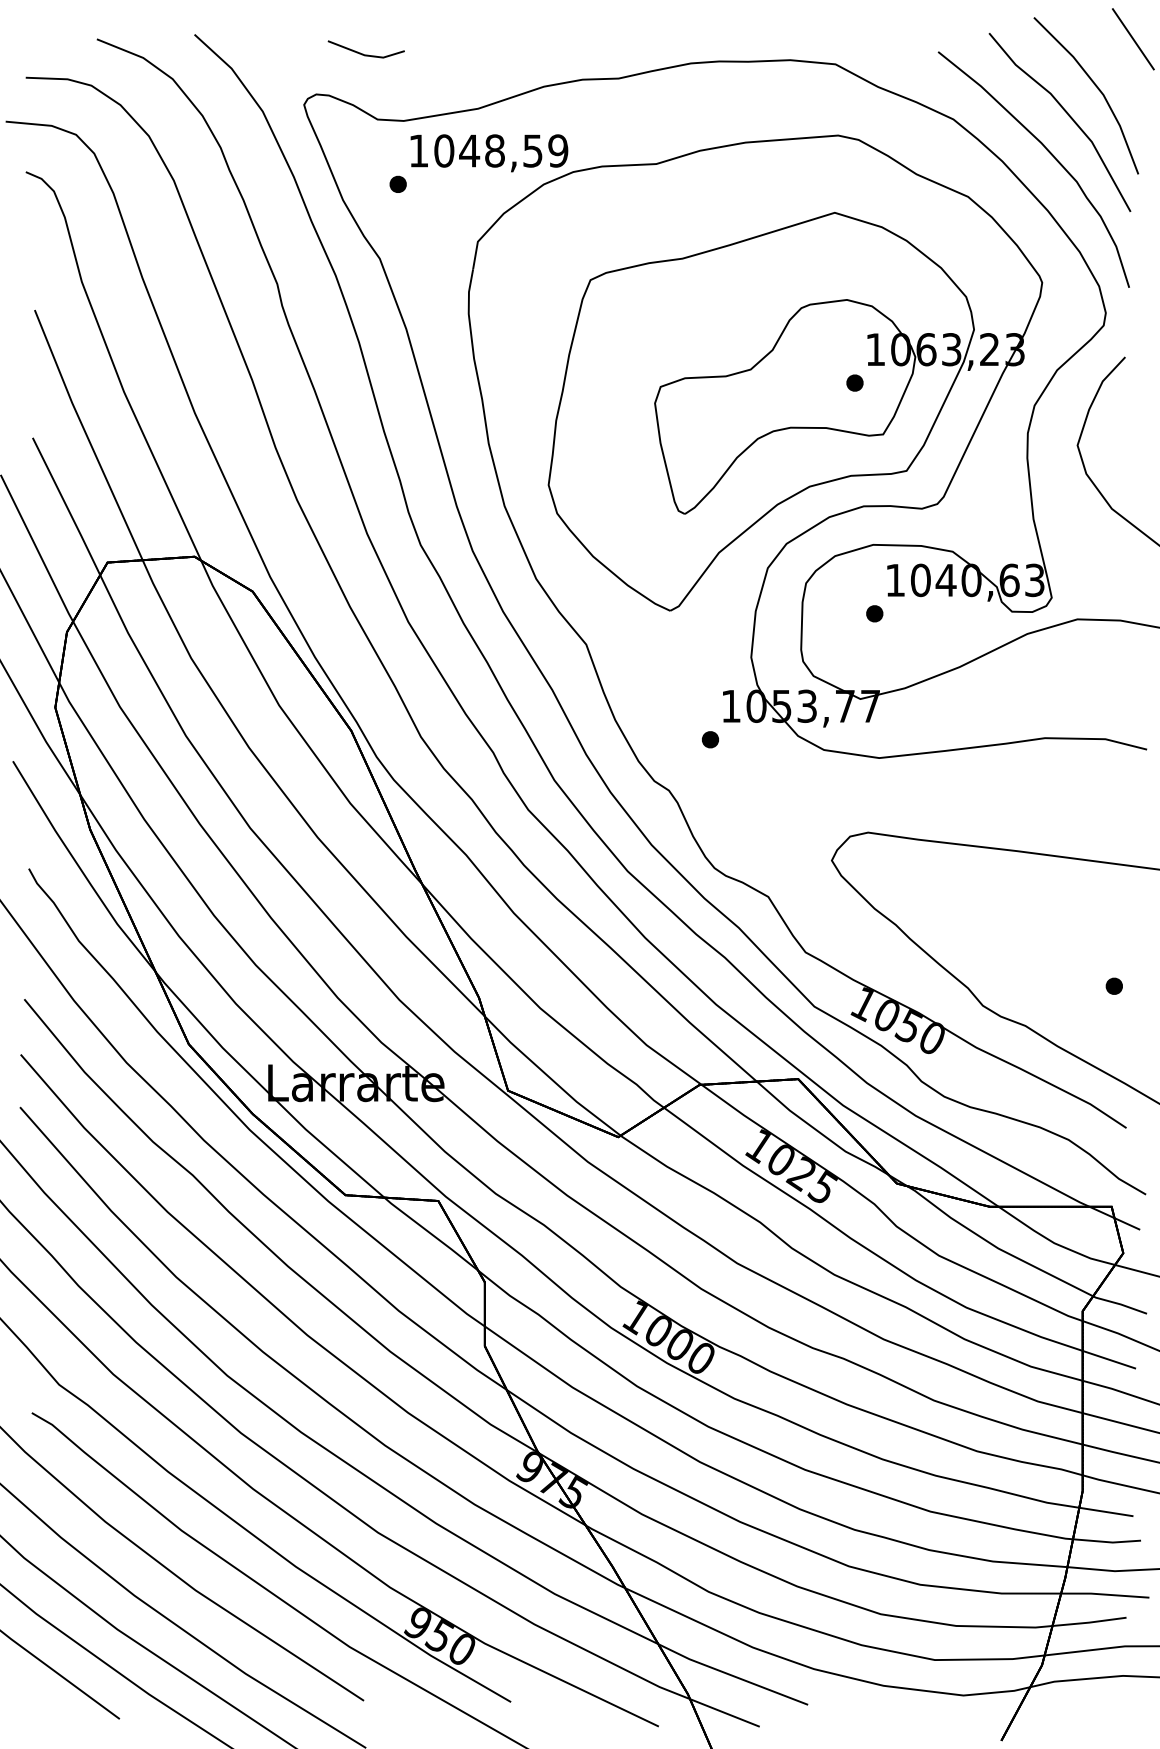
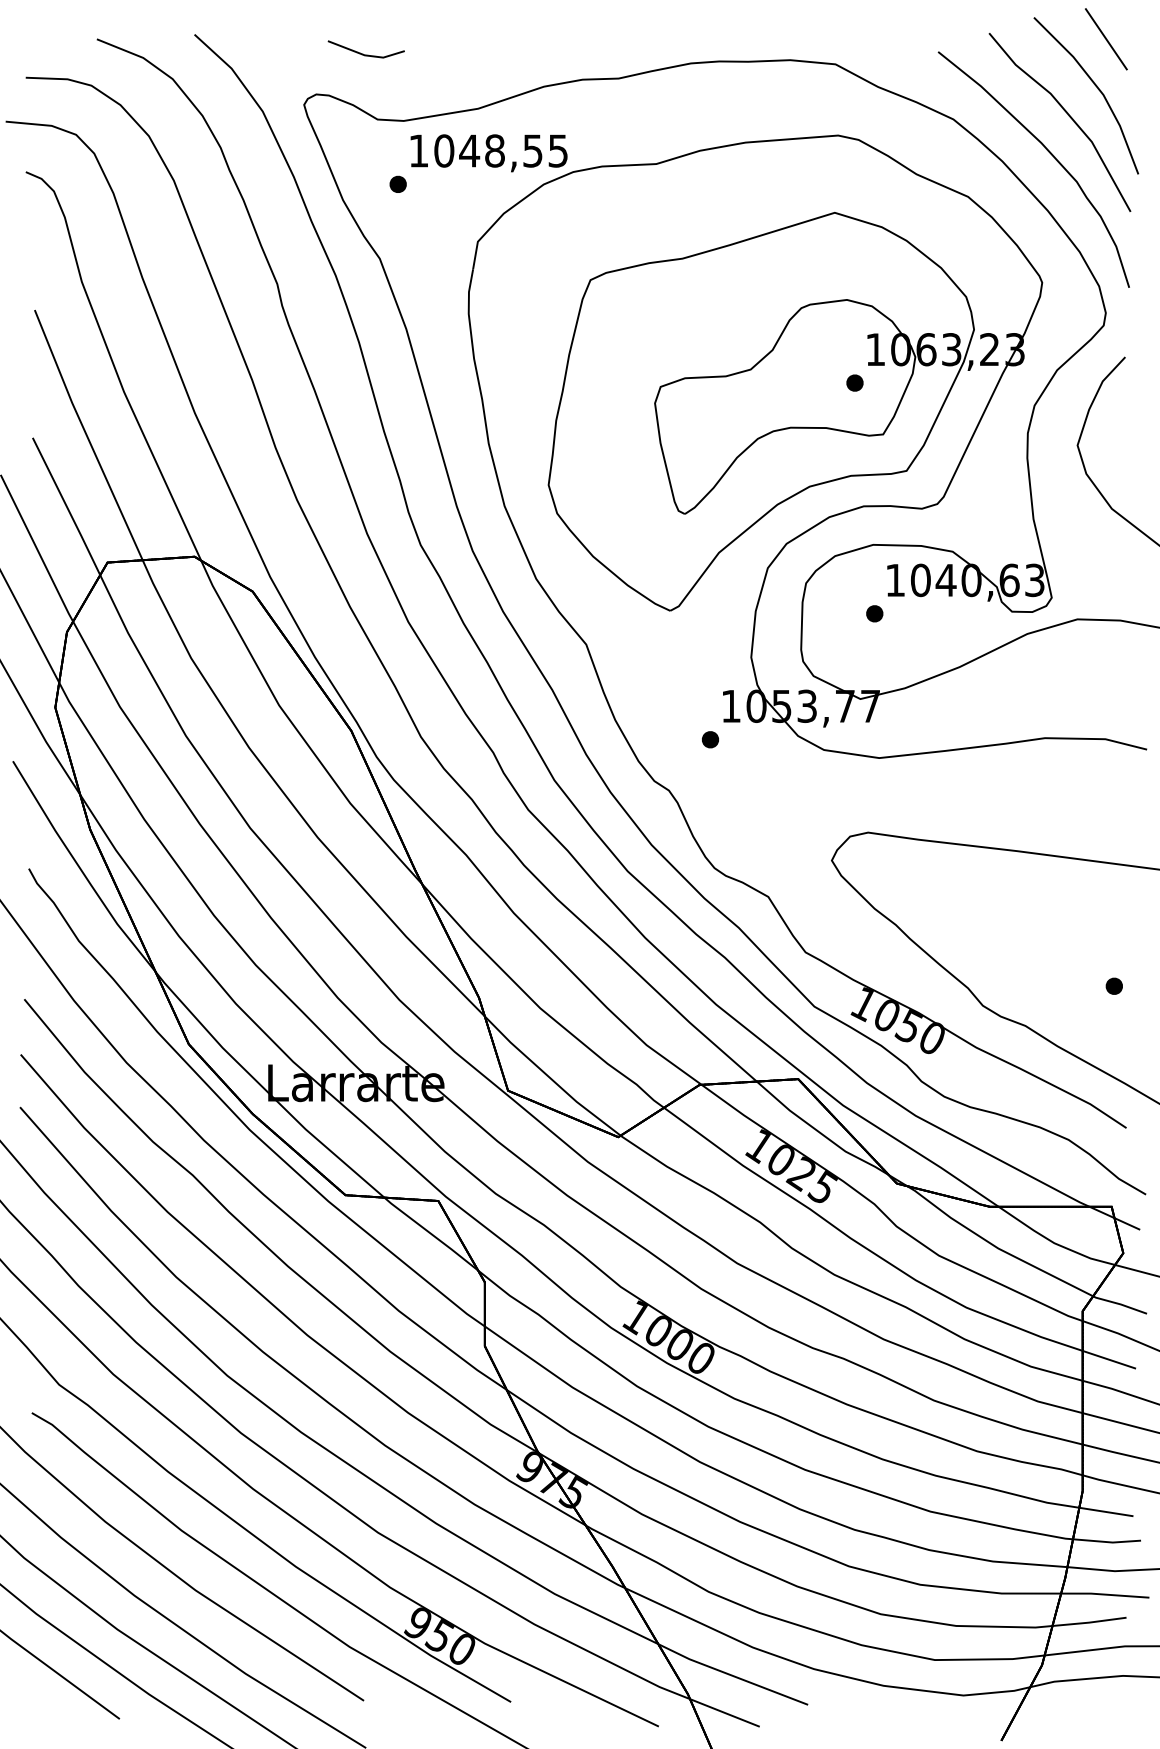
line position: (1133, 39) -> (1106, 39) (1106, 39)
text: 1048,59 -> 1048,55 (558, 150)
